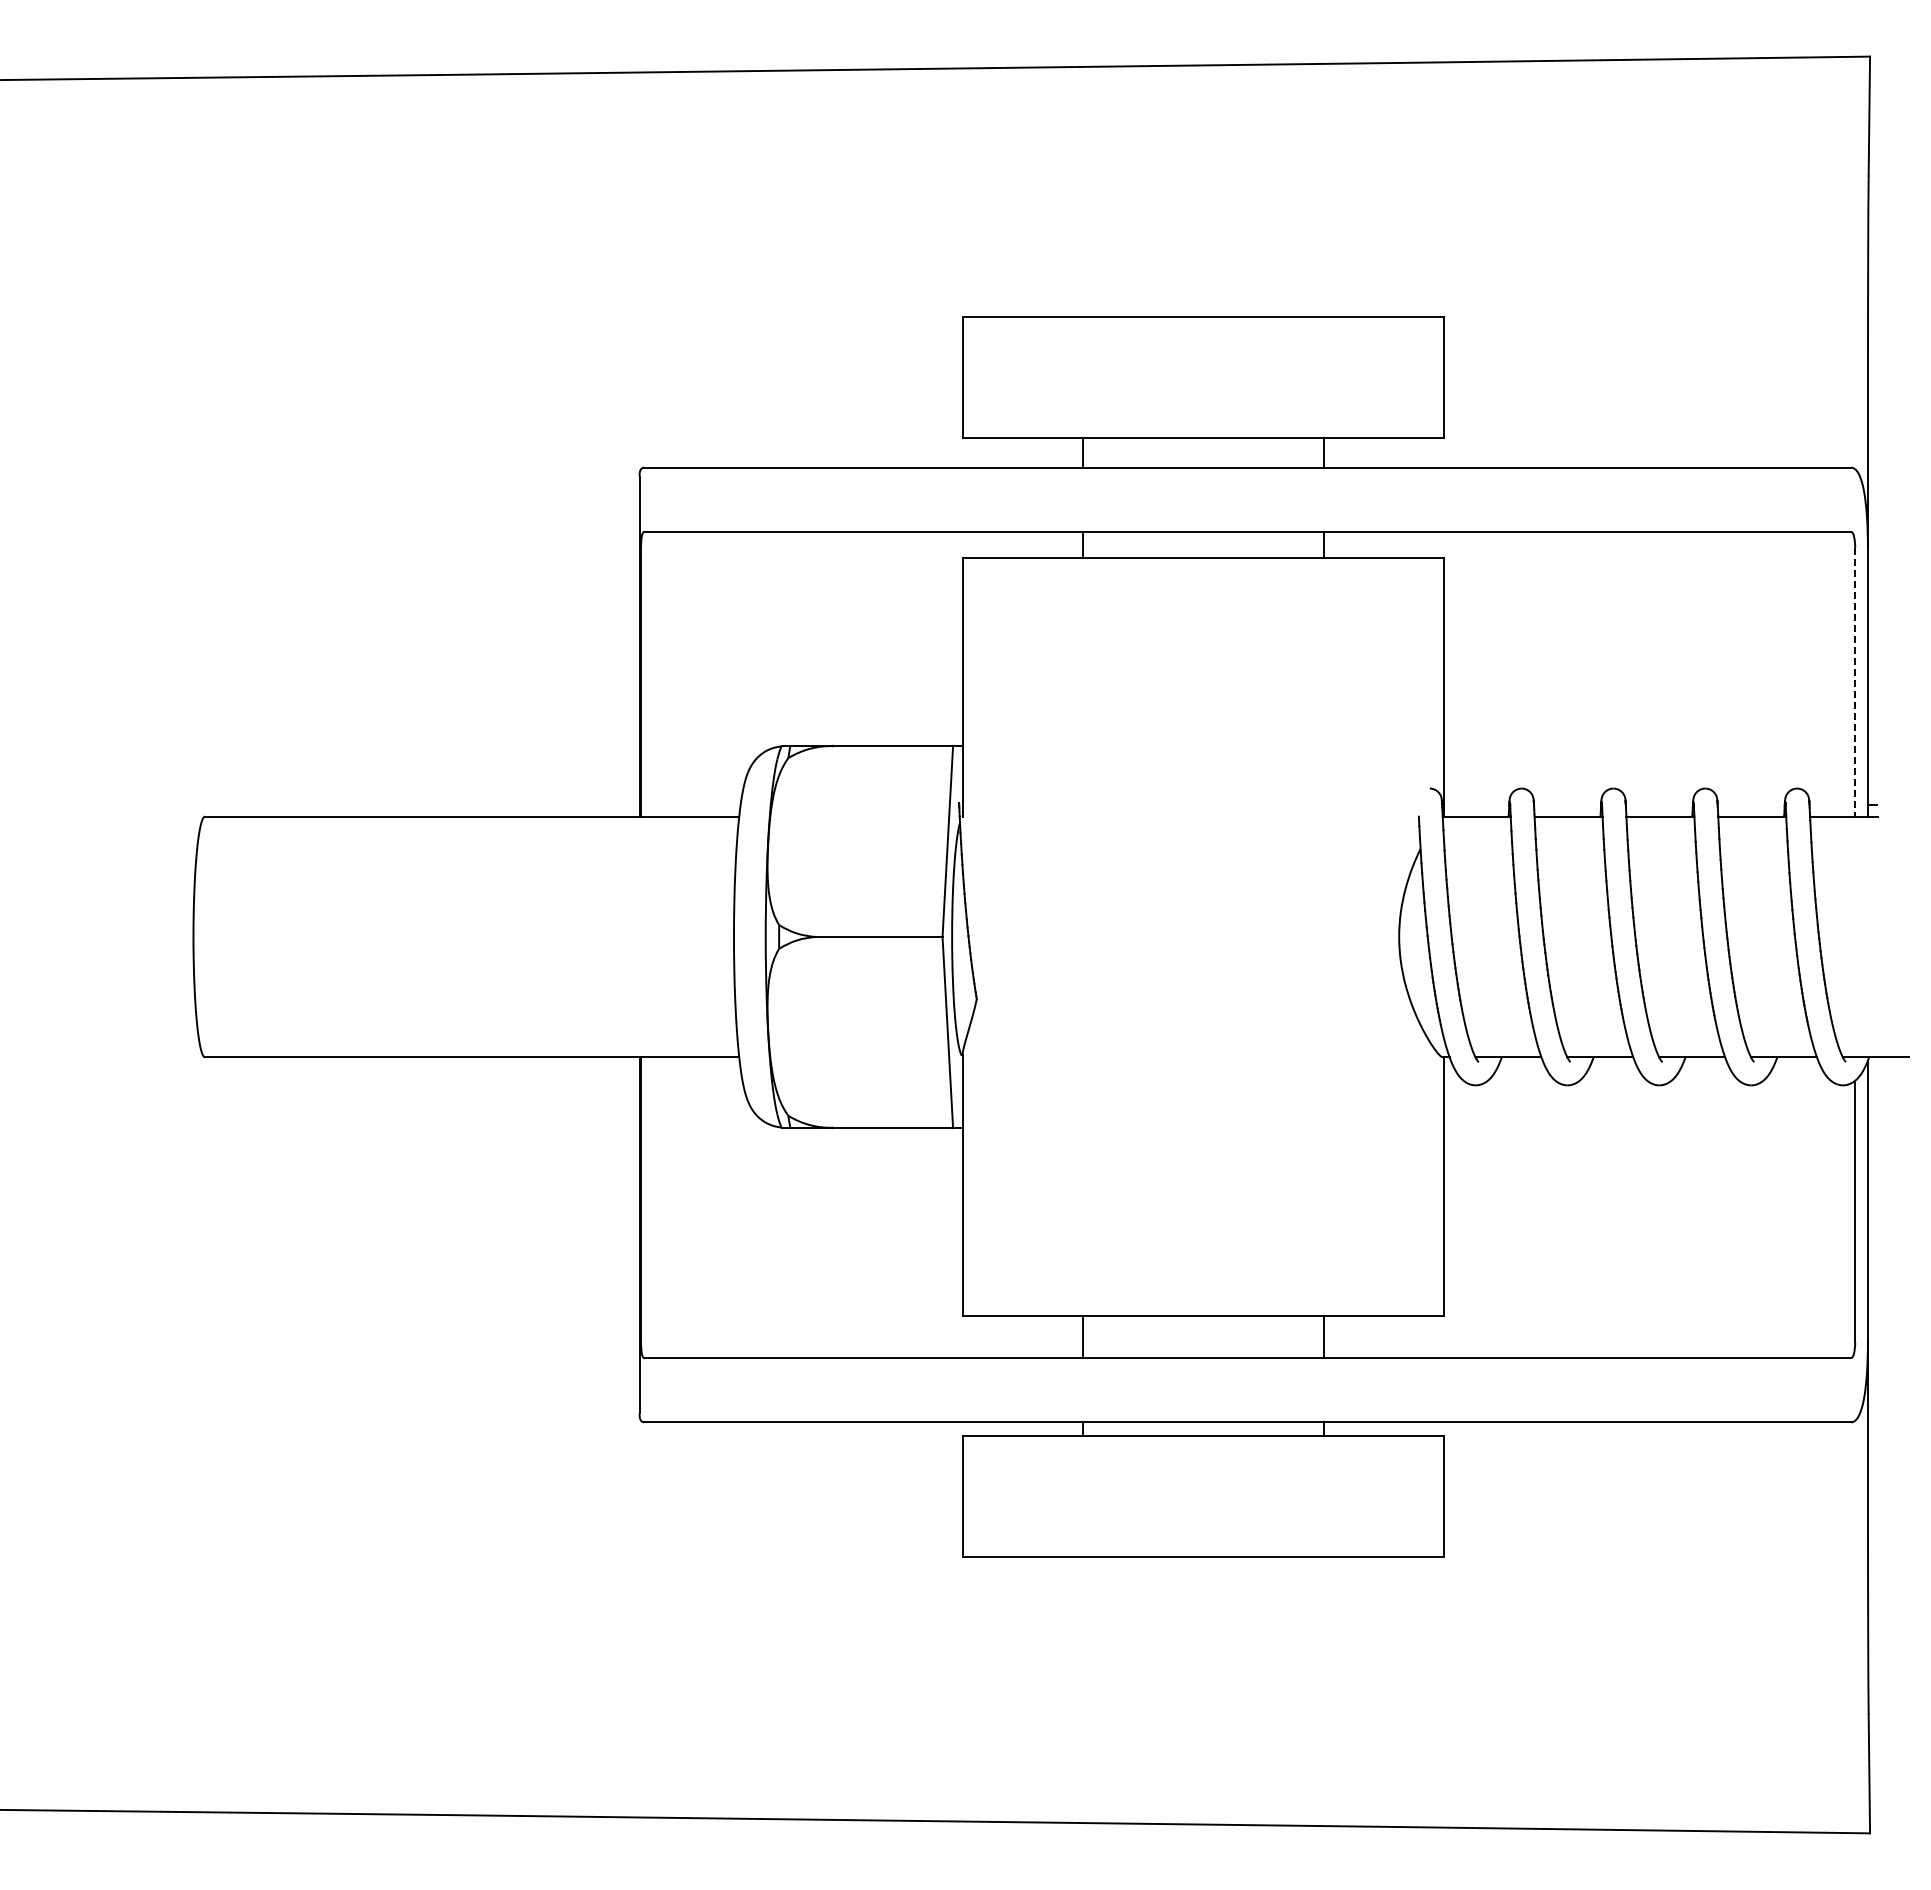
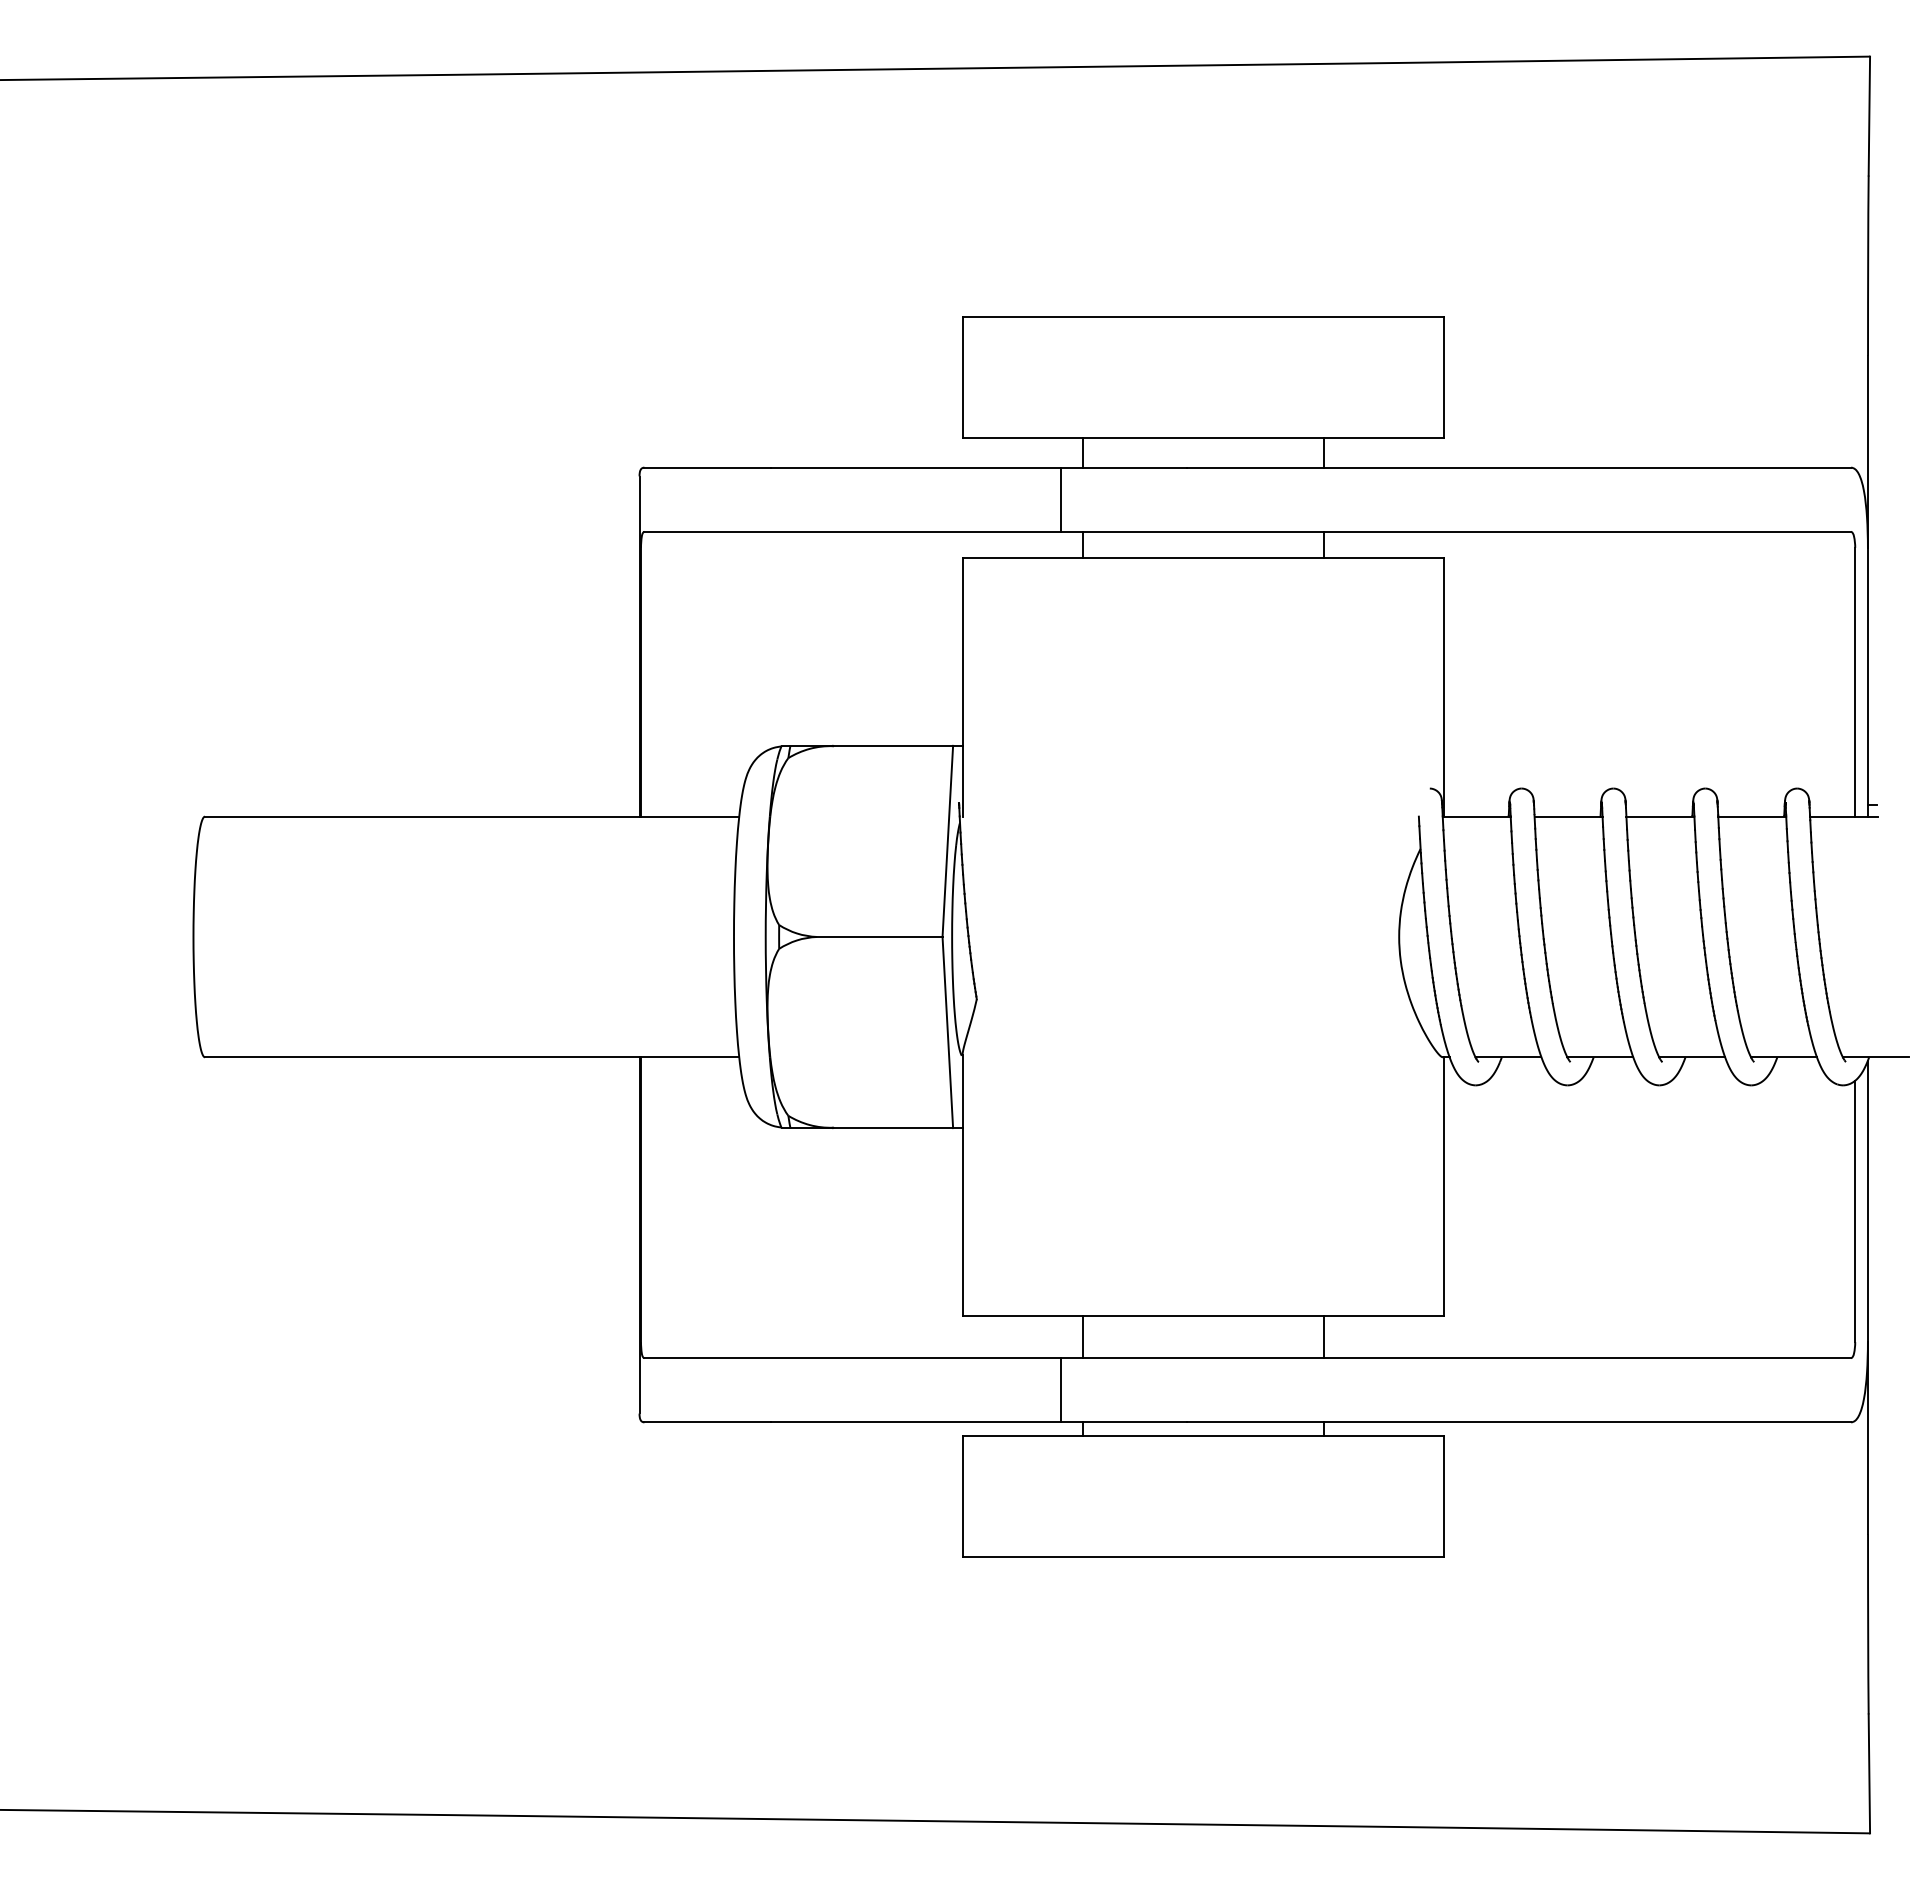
line: none -> present (1060, 499)
line: dashed -> solid (1855, 682)
line: none -> present (1060, 1390)
